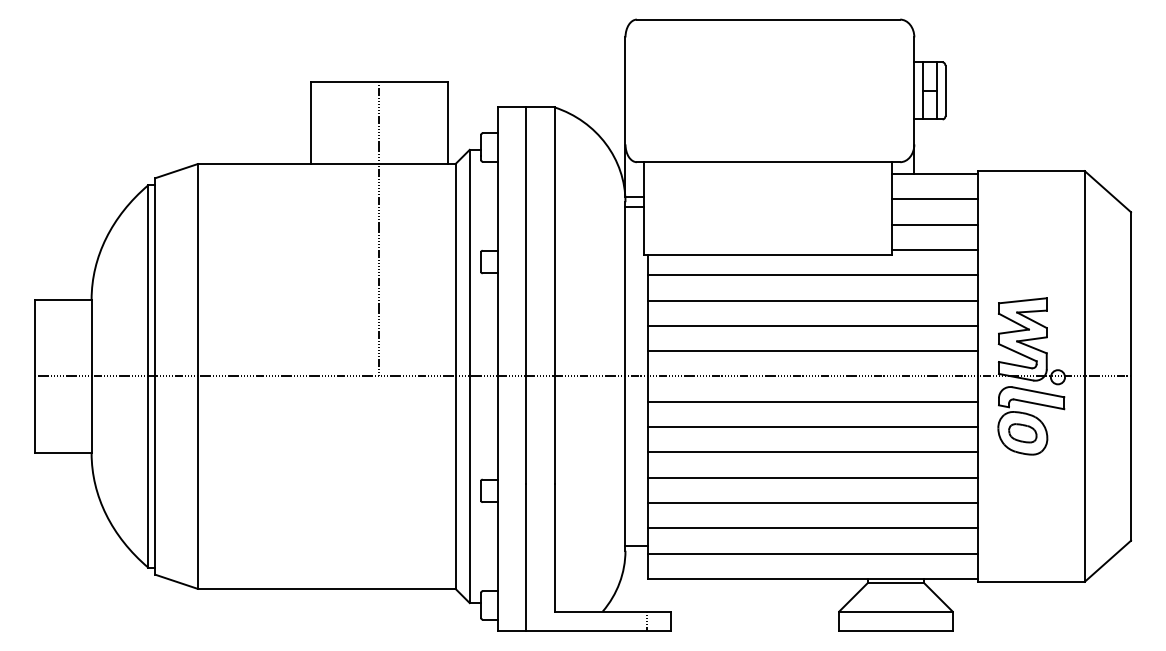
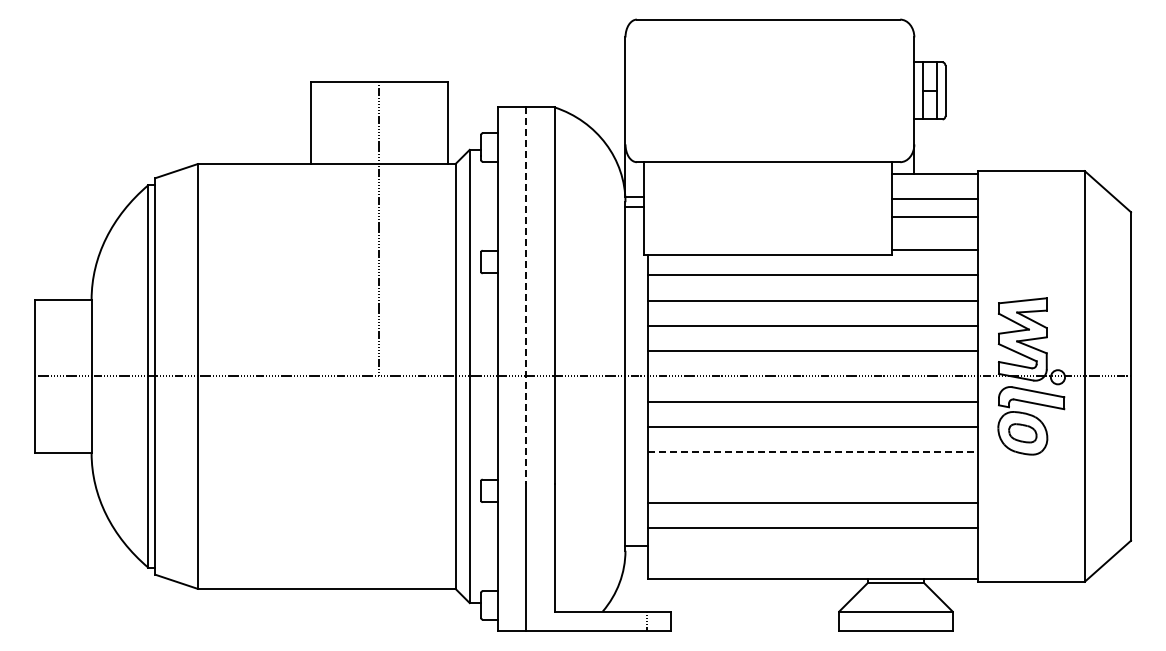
line position: (934, 224) -> (934, 216) (934, 216)
line: solid -> dashed (526, 295)
line: solid -> dashed (813, 452)
line: present -> none (813, 477)
line: present -> none (813, 553)
